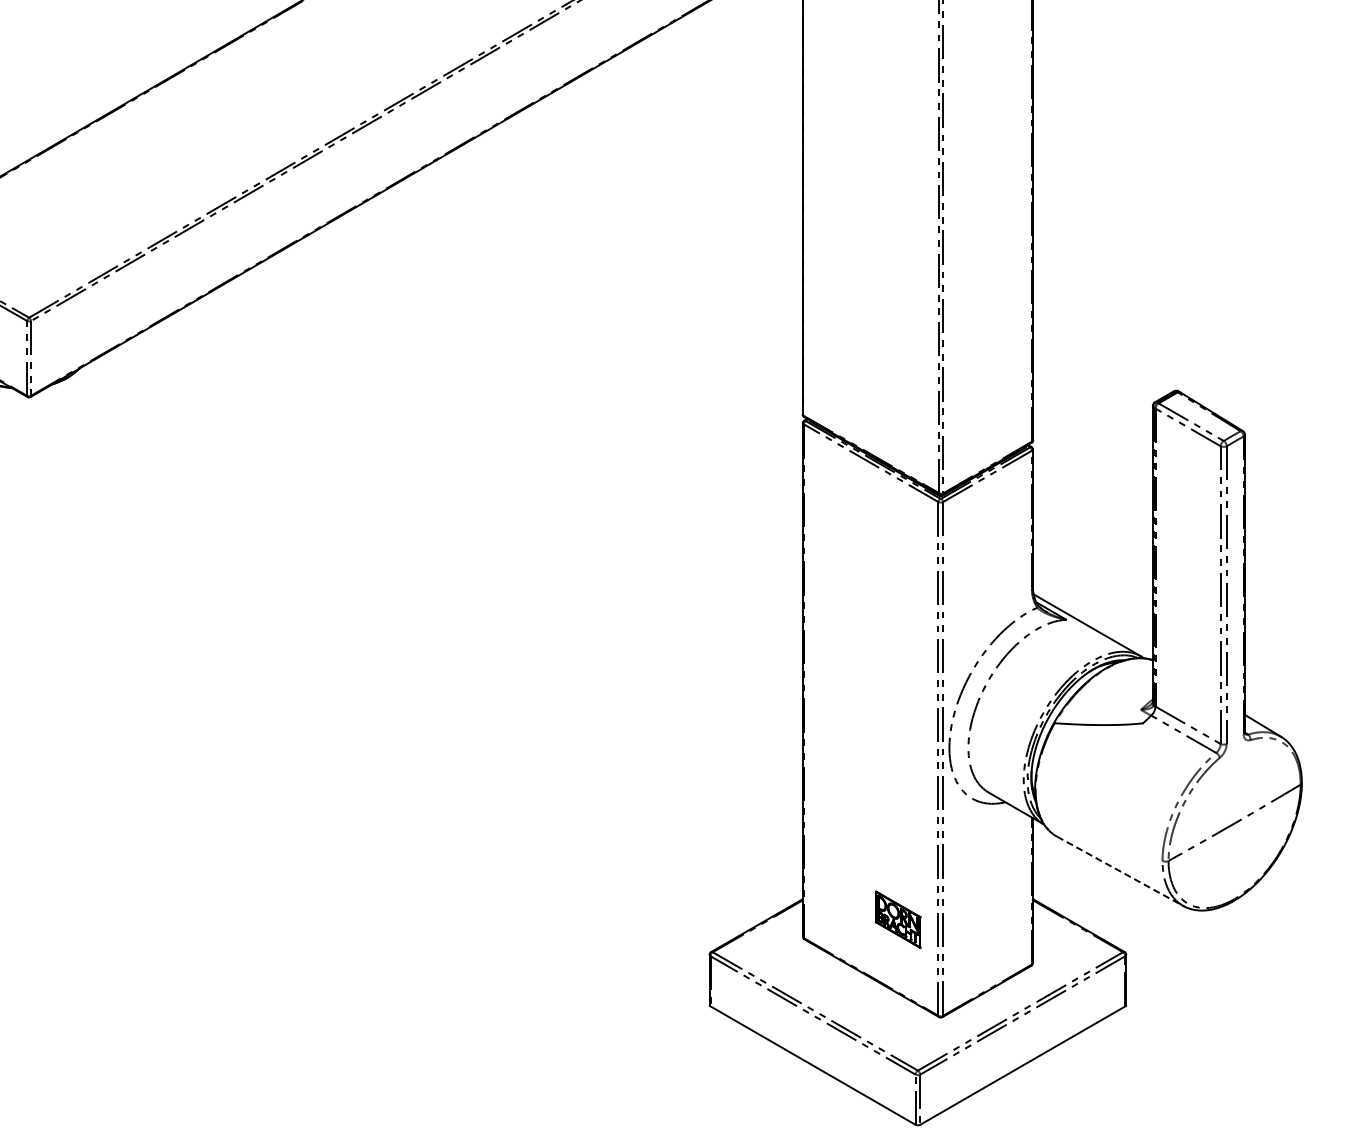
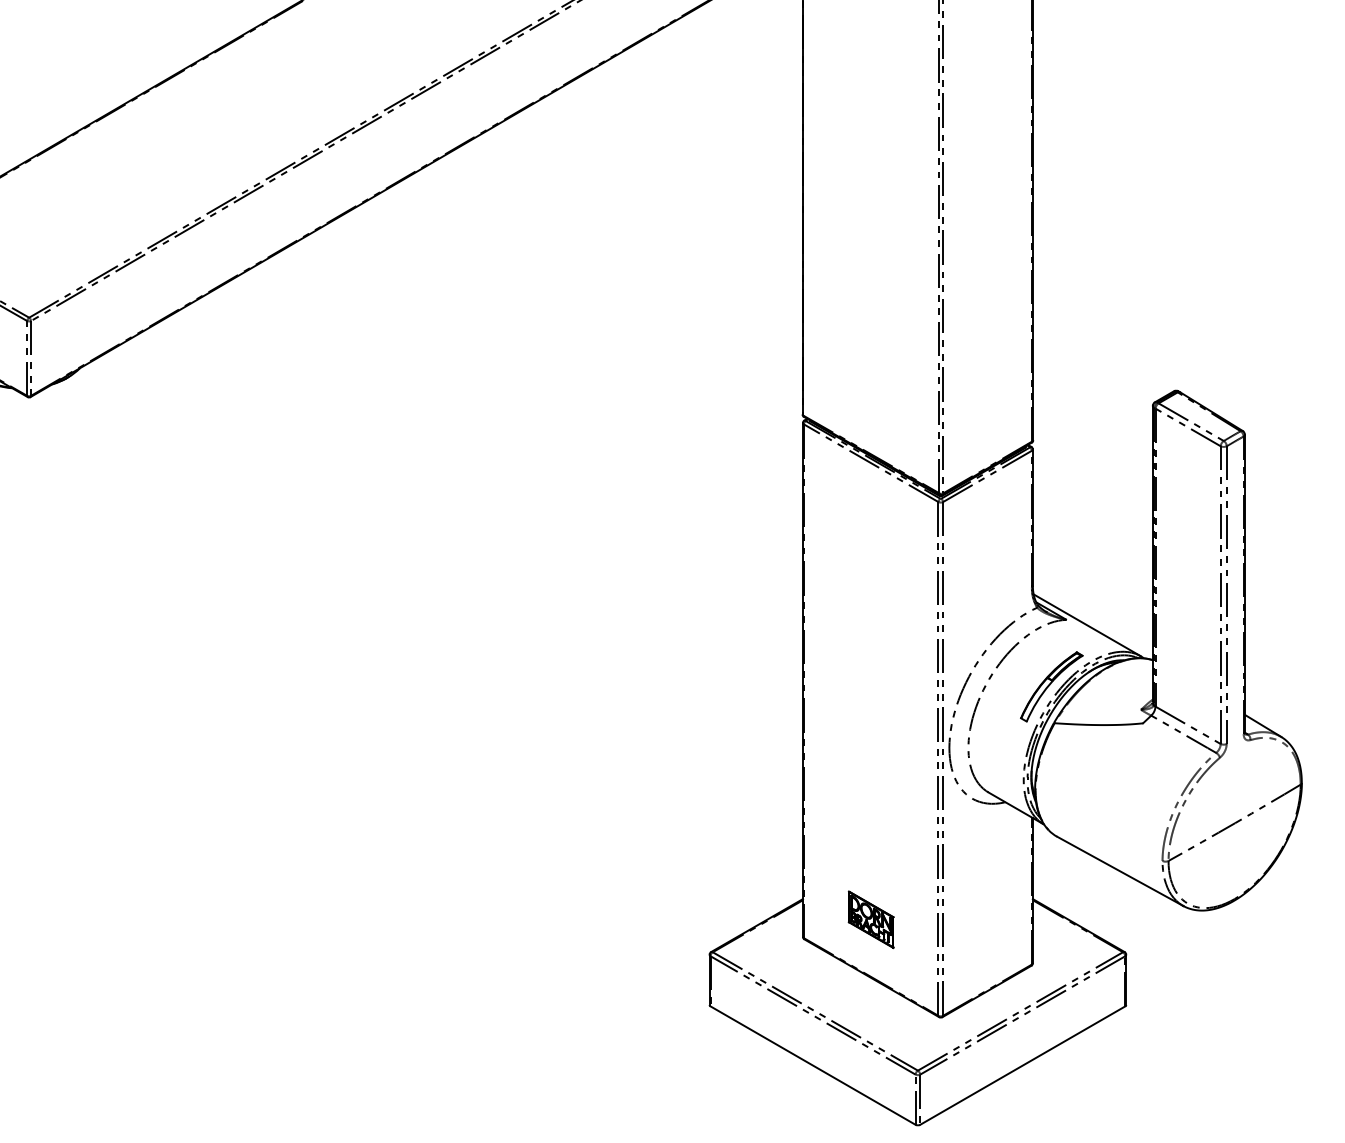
part: none -> present (1051, 686)
line: dashed -> solid (1120, 871)
part position: (897, 919) -> (870, 919) (870, 919)
